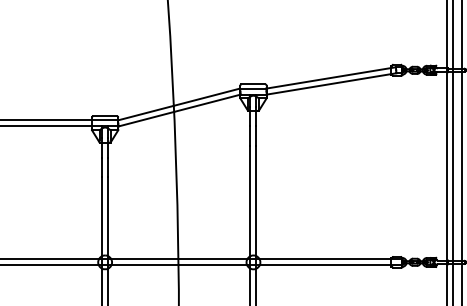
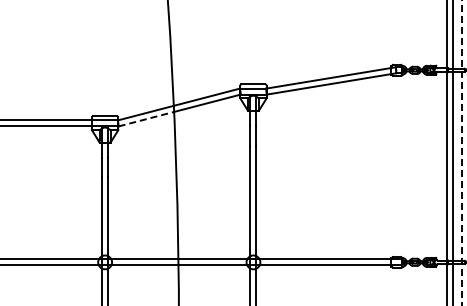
line: solid -> dashed (146, 119)
line: solid -> dashed (462, 153)
